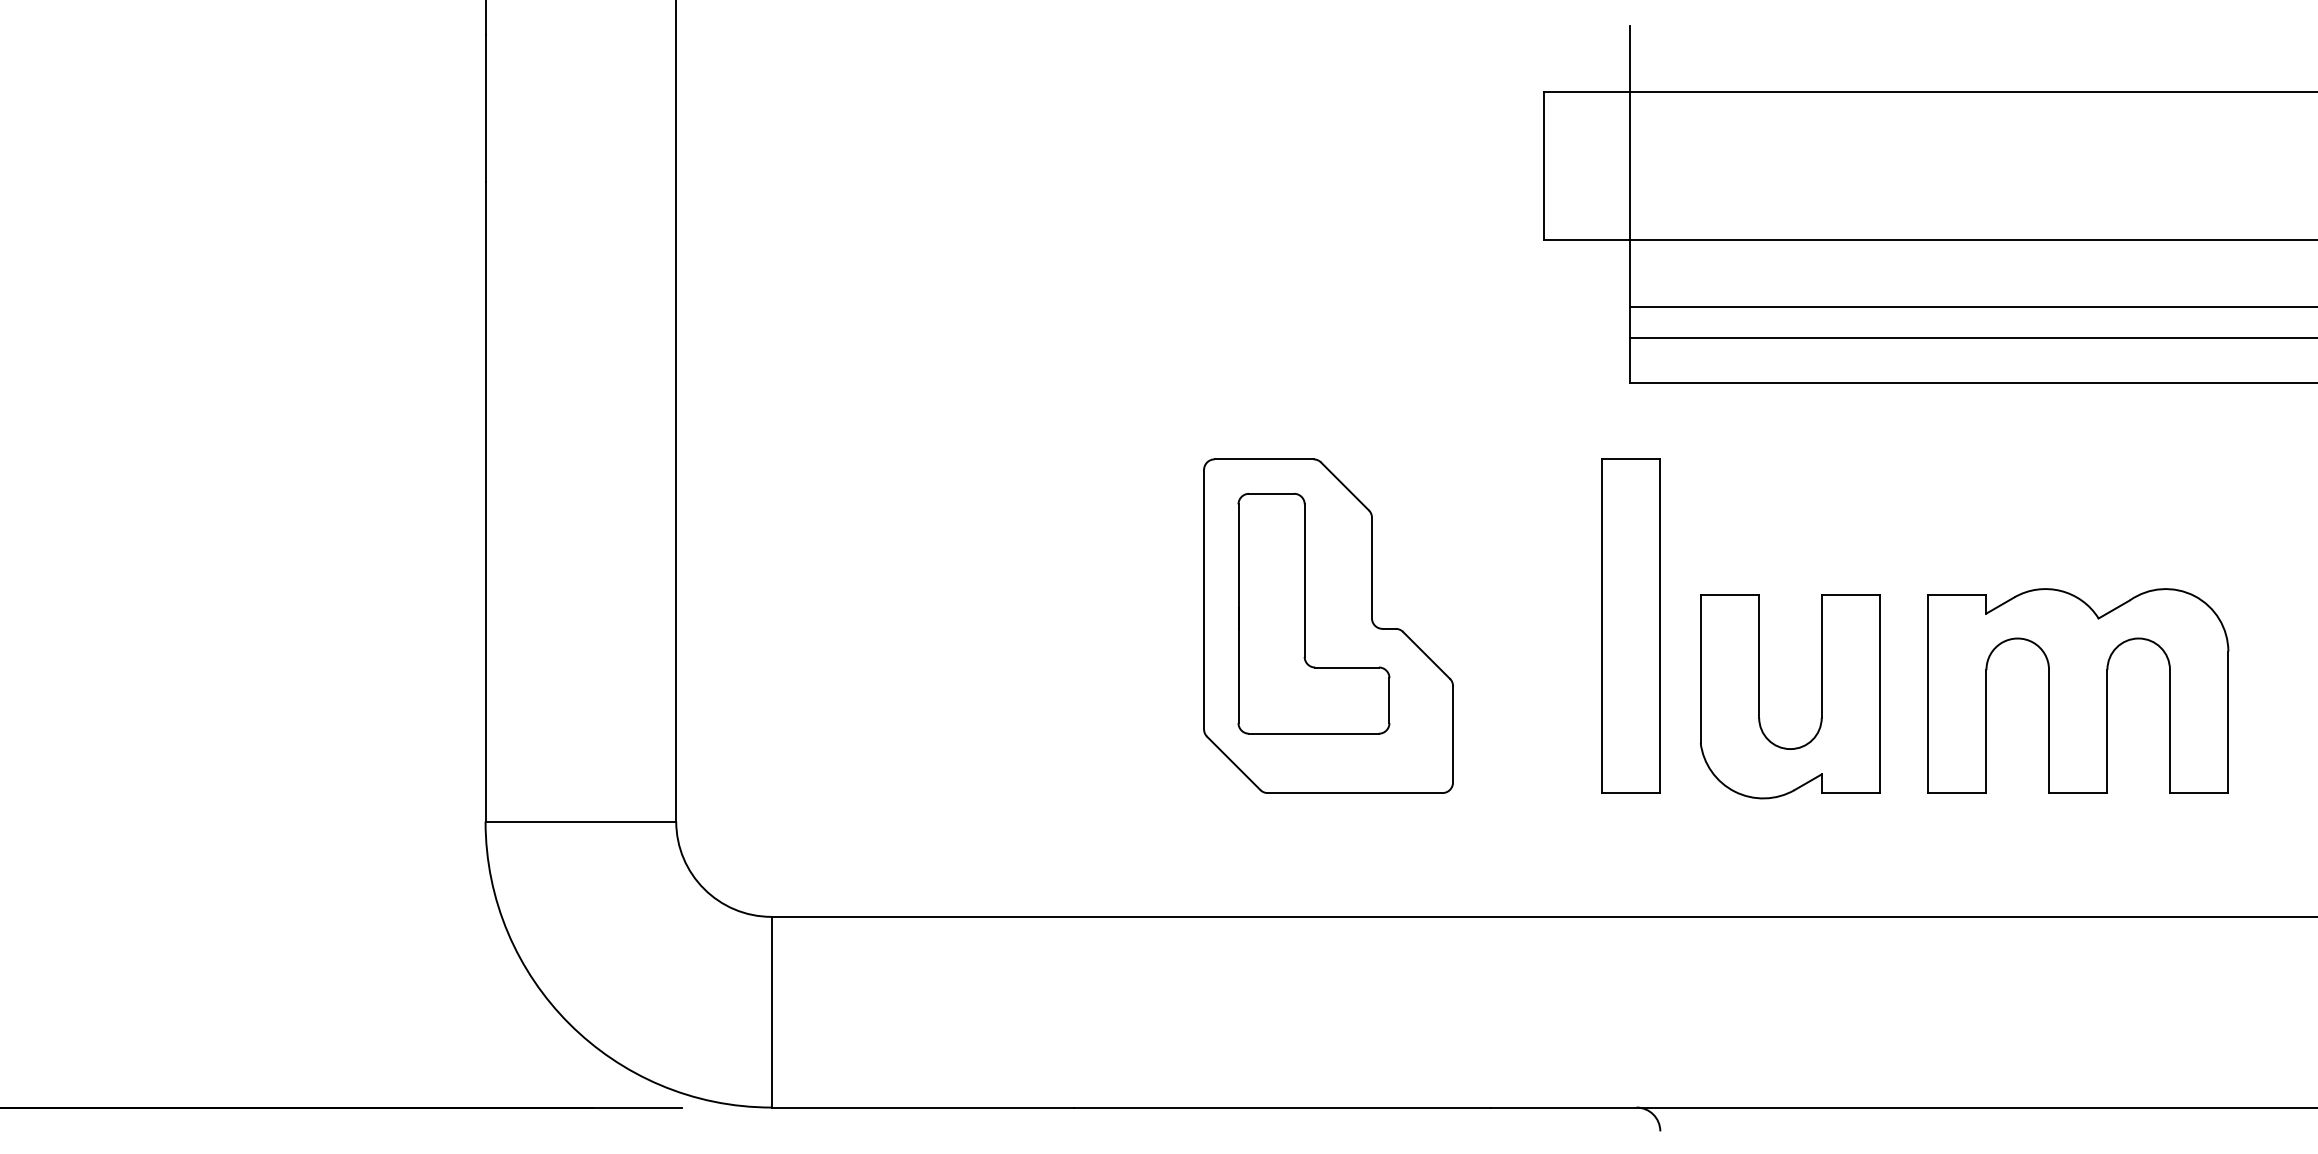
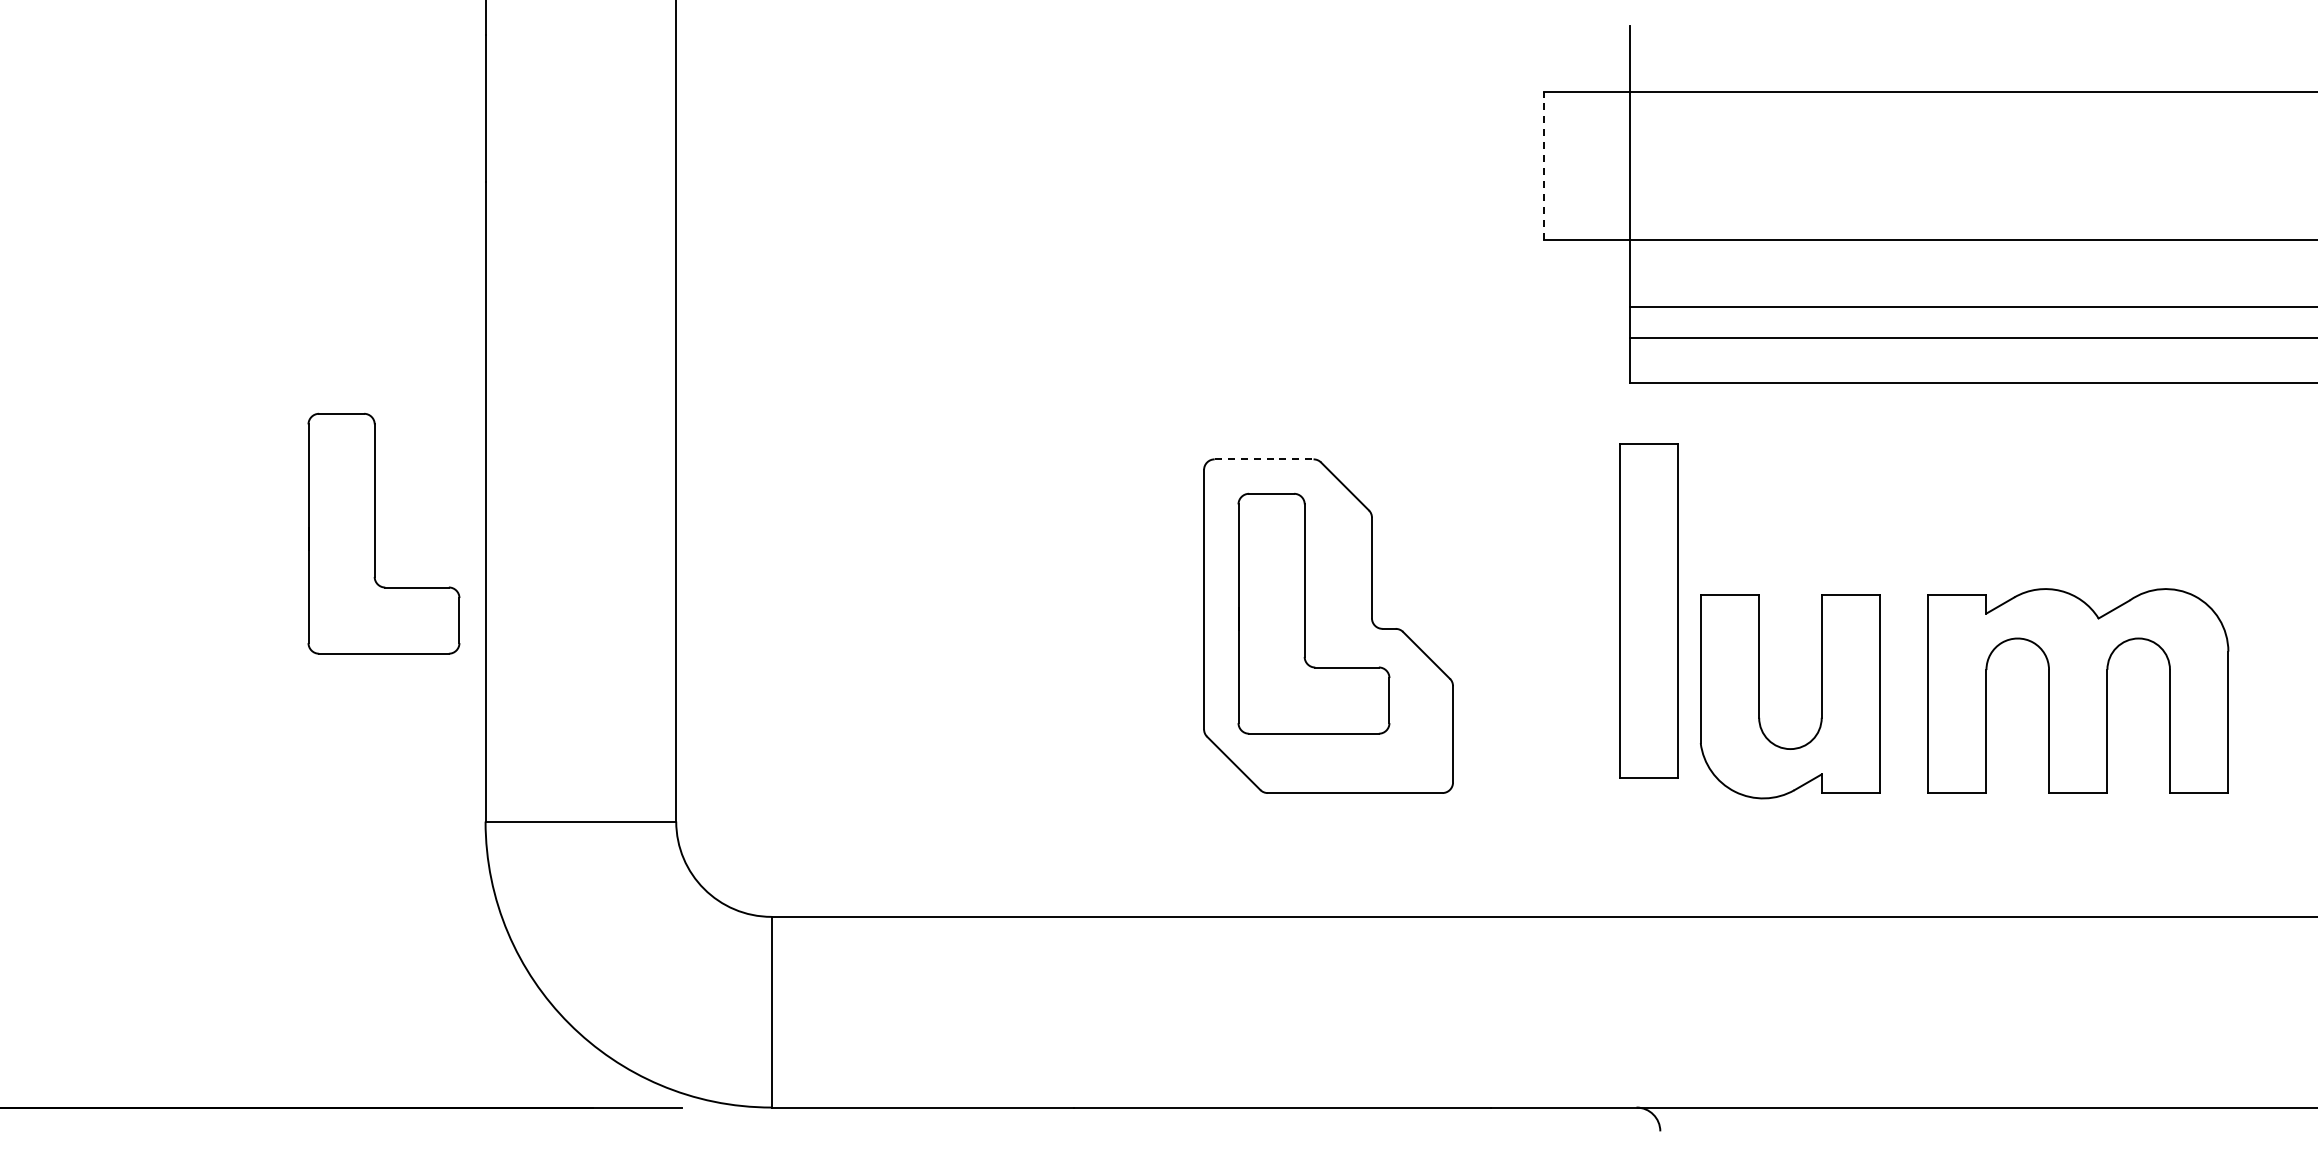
line: solid -> dashed (1543, 166)
line: solid -> dashed (1264, 459)
part: none -> present (375, 533)
part position: (1630, 625) -> (1648, 610) (1648, 610)
